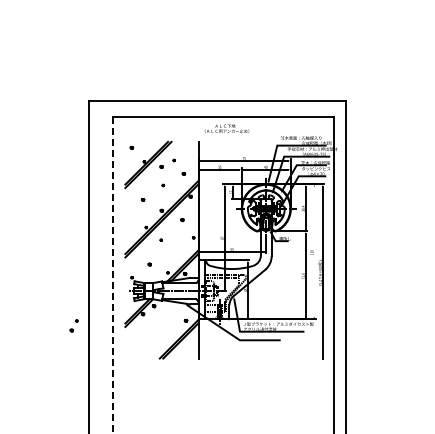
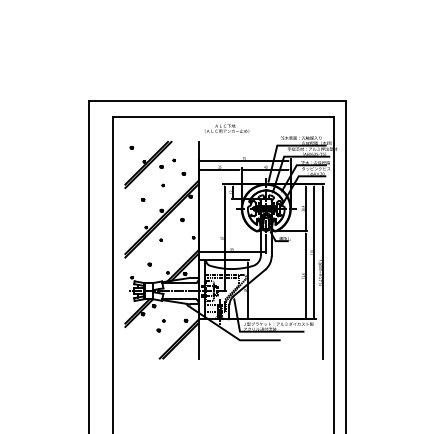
line: none -> present (314, 251)
line: dashed -> solid (113, 275)
part position: (73, 325) -> (160, 325) (160, 325)
